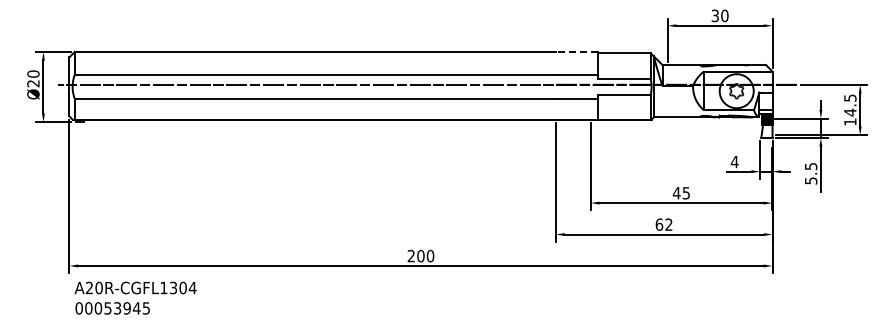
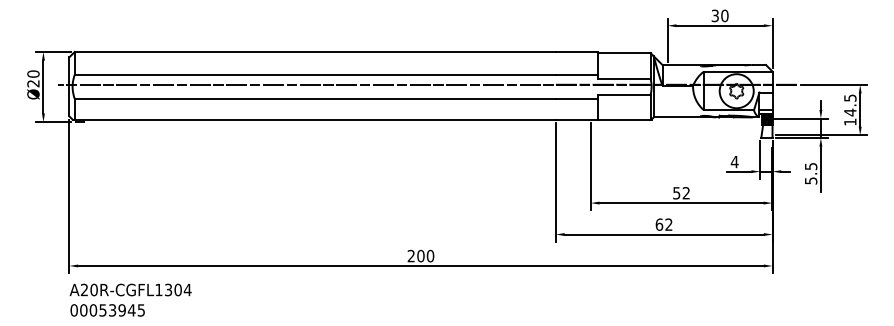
line: dashed -> solid (576, 51)
text: 45 -> 52 (680, 193)
text position: (135, 297) -> (130, 299) (130, 299)
